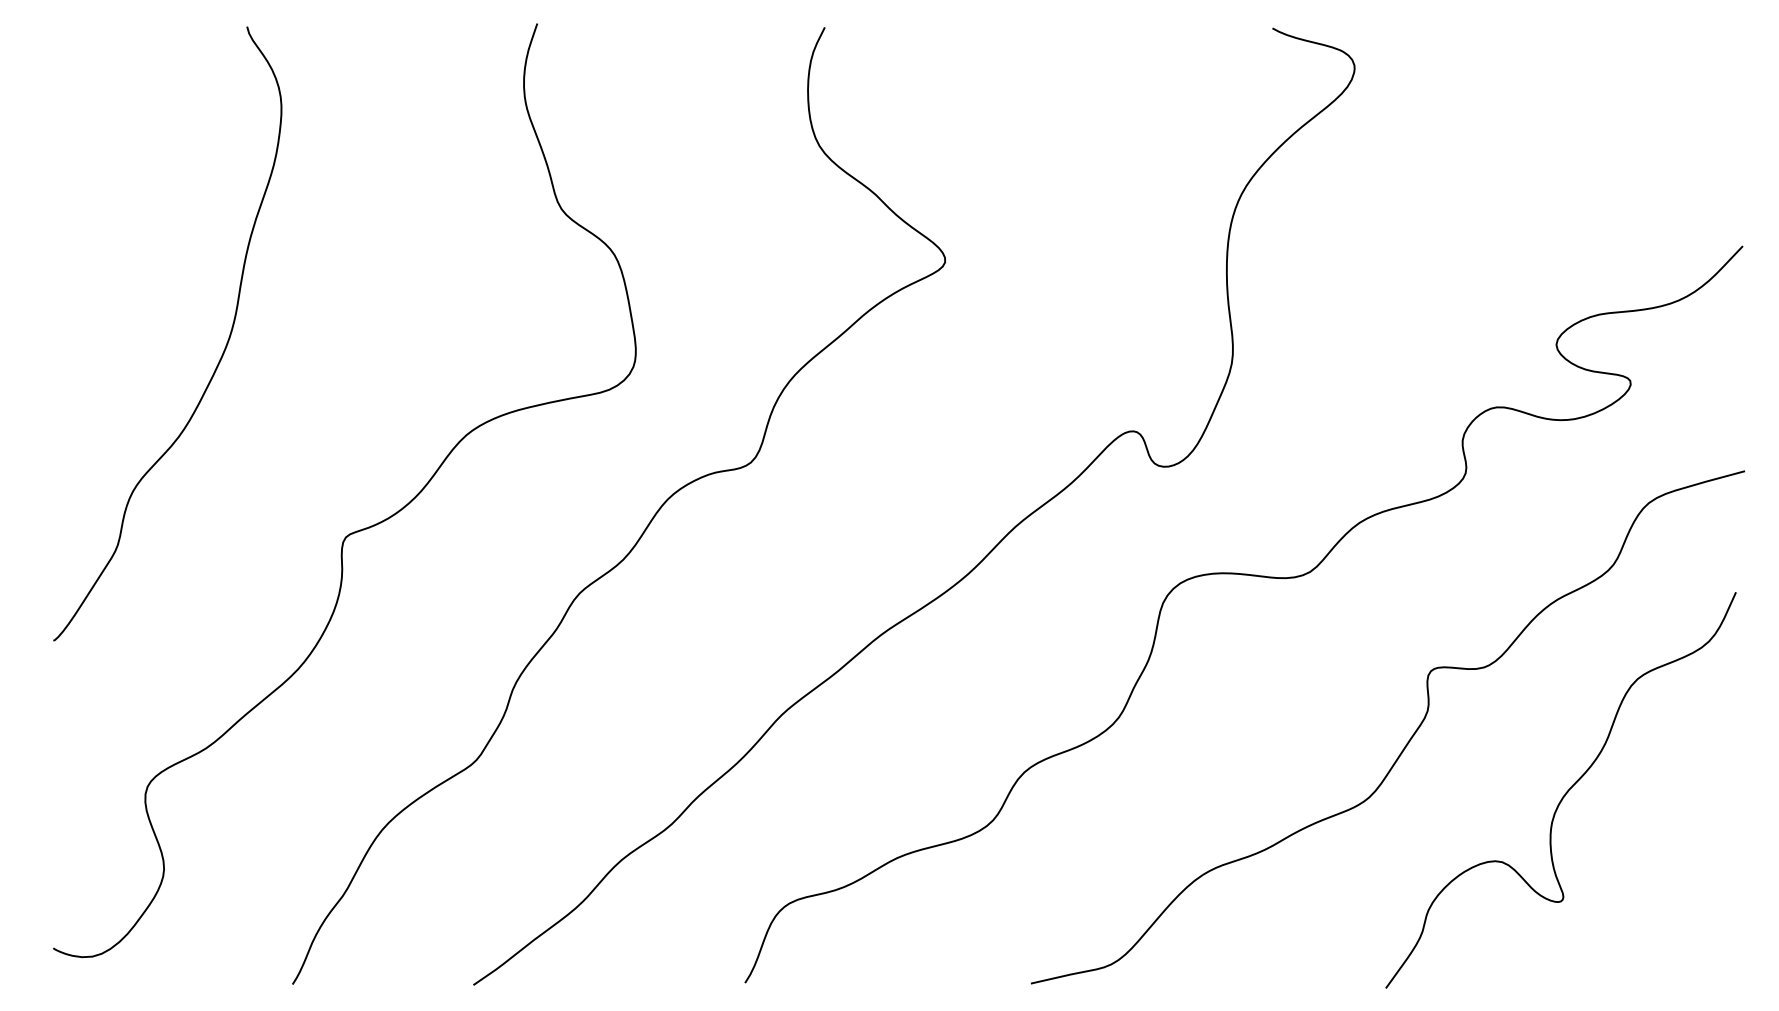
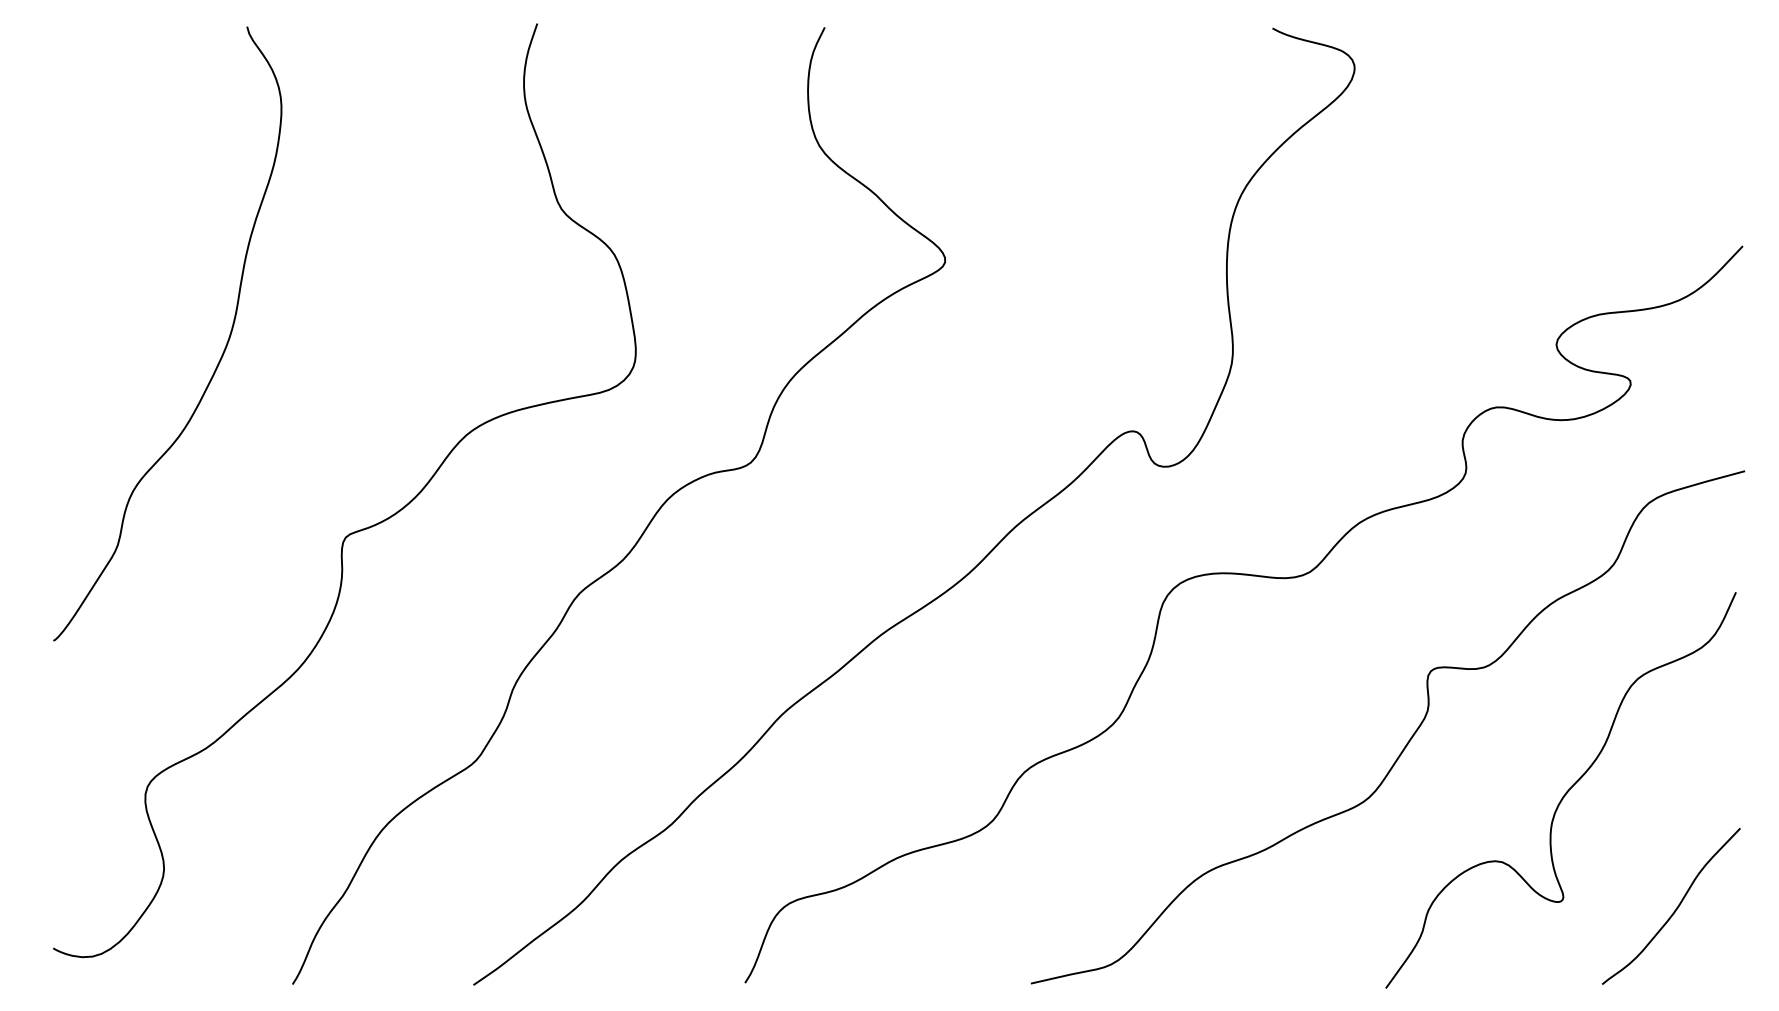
curve: none -> present (1675, 908)
